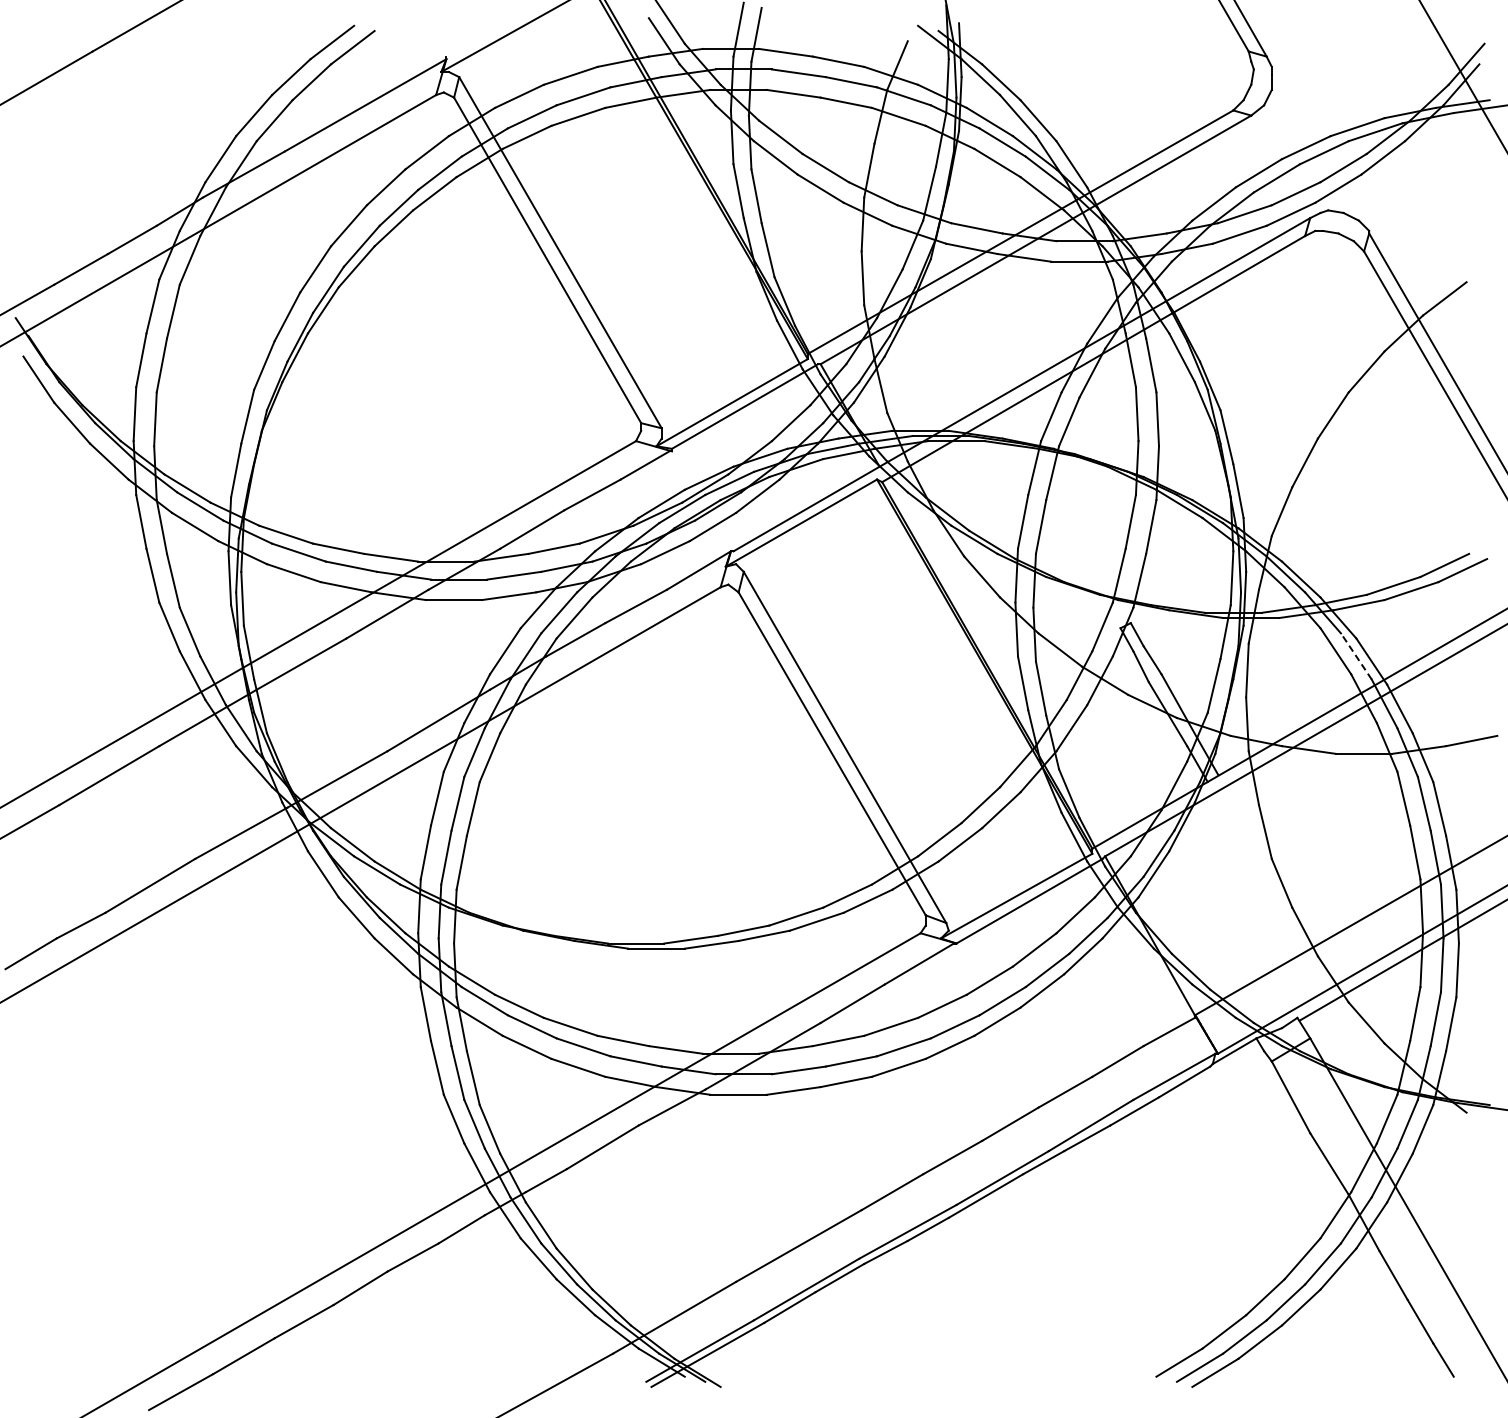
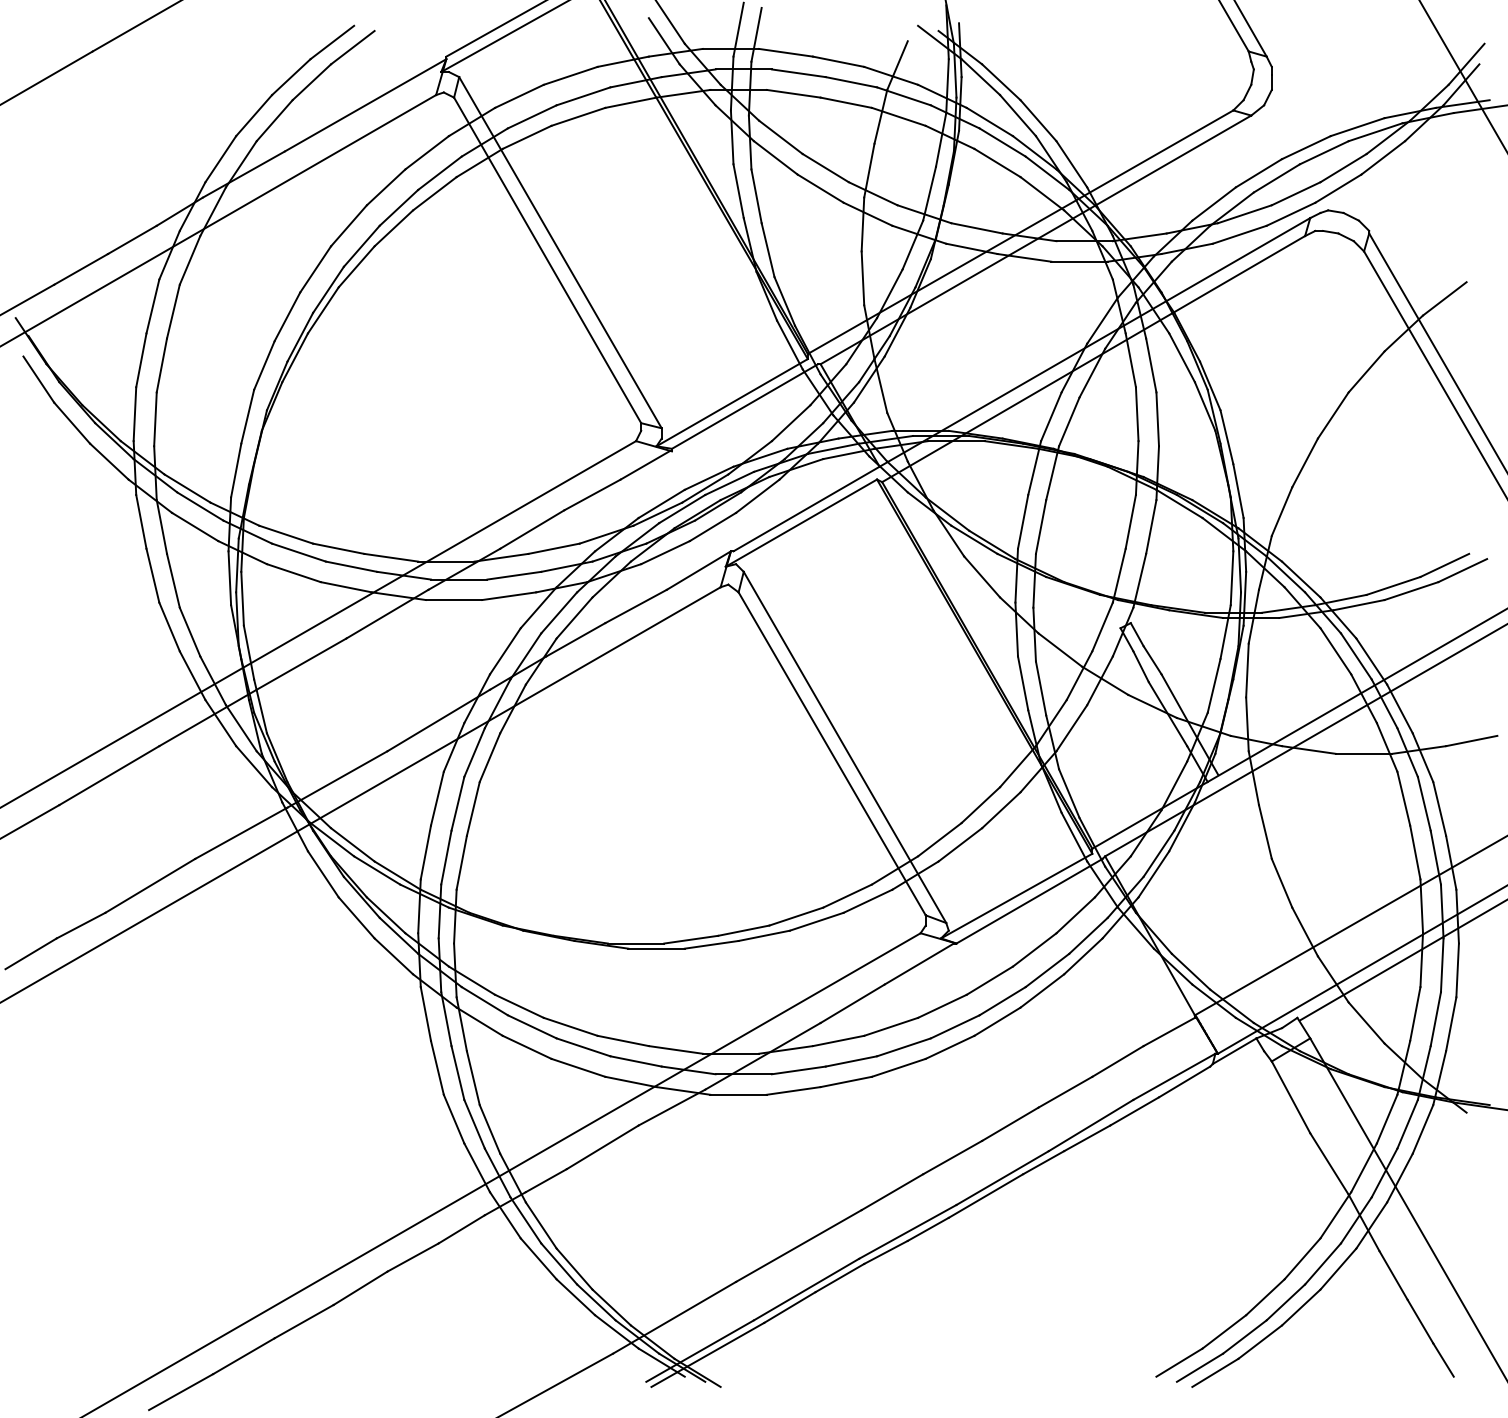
line: none -> present (494, 29)
line: dashed -> solid (1356, 656)
